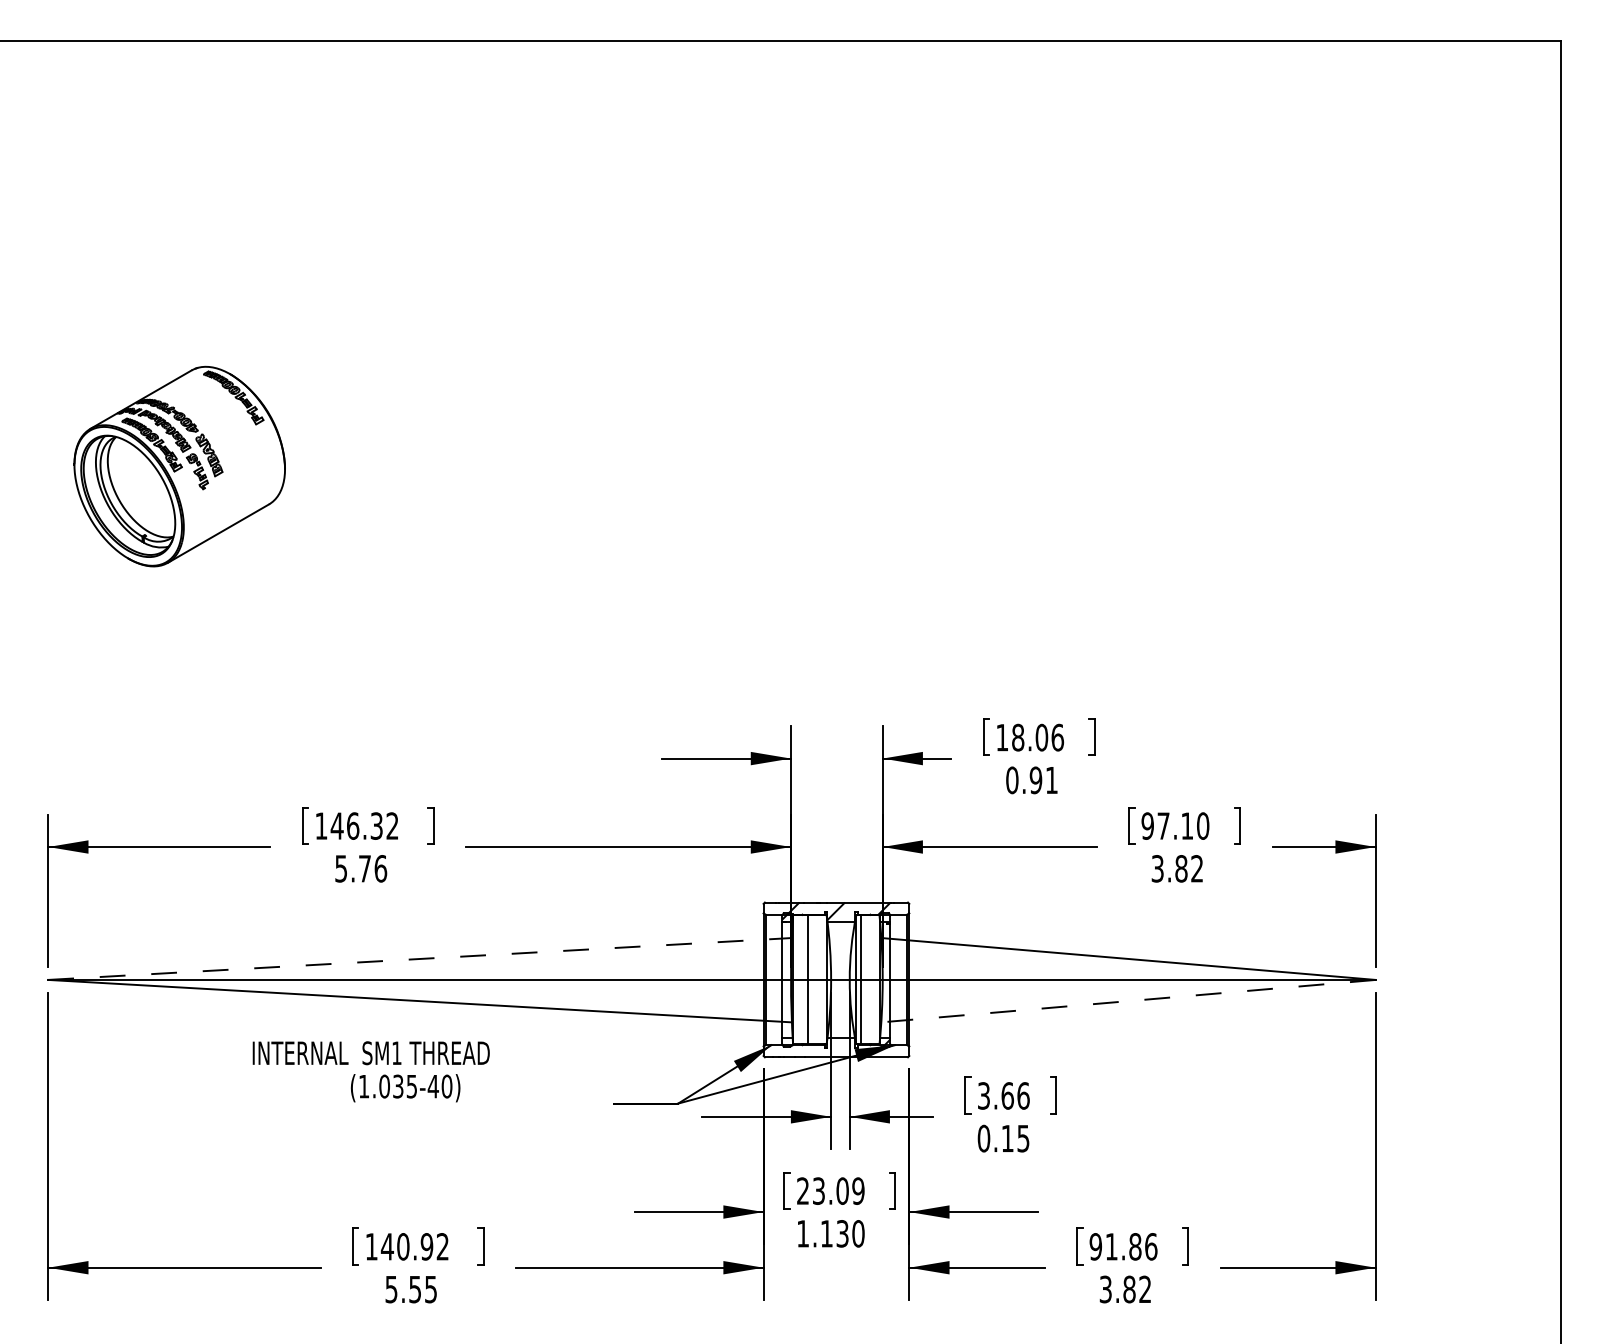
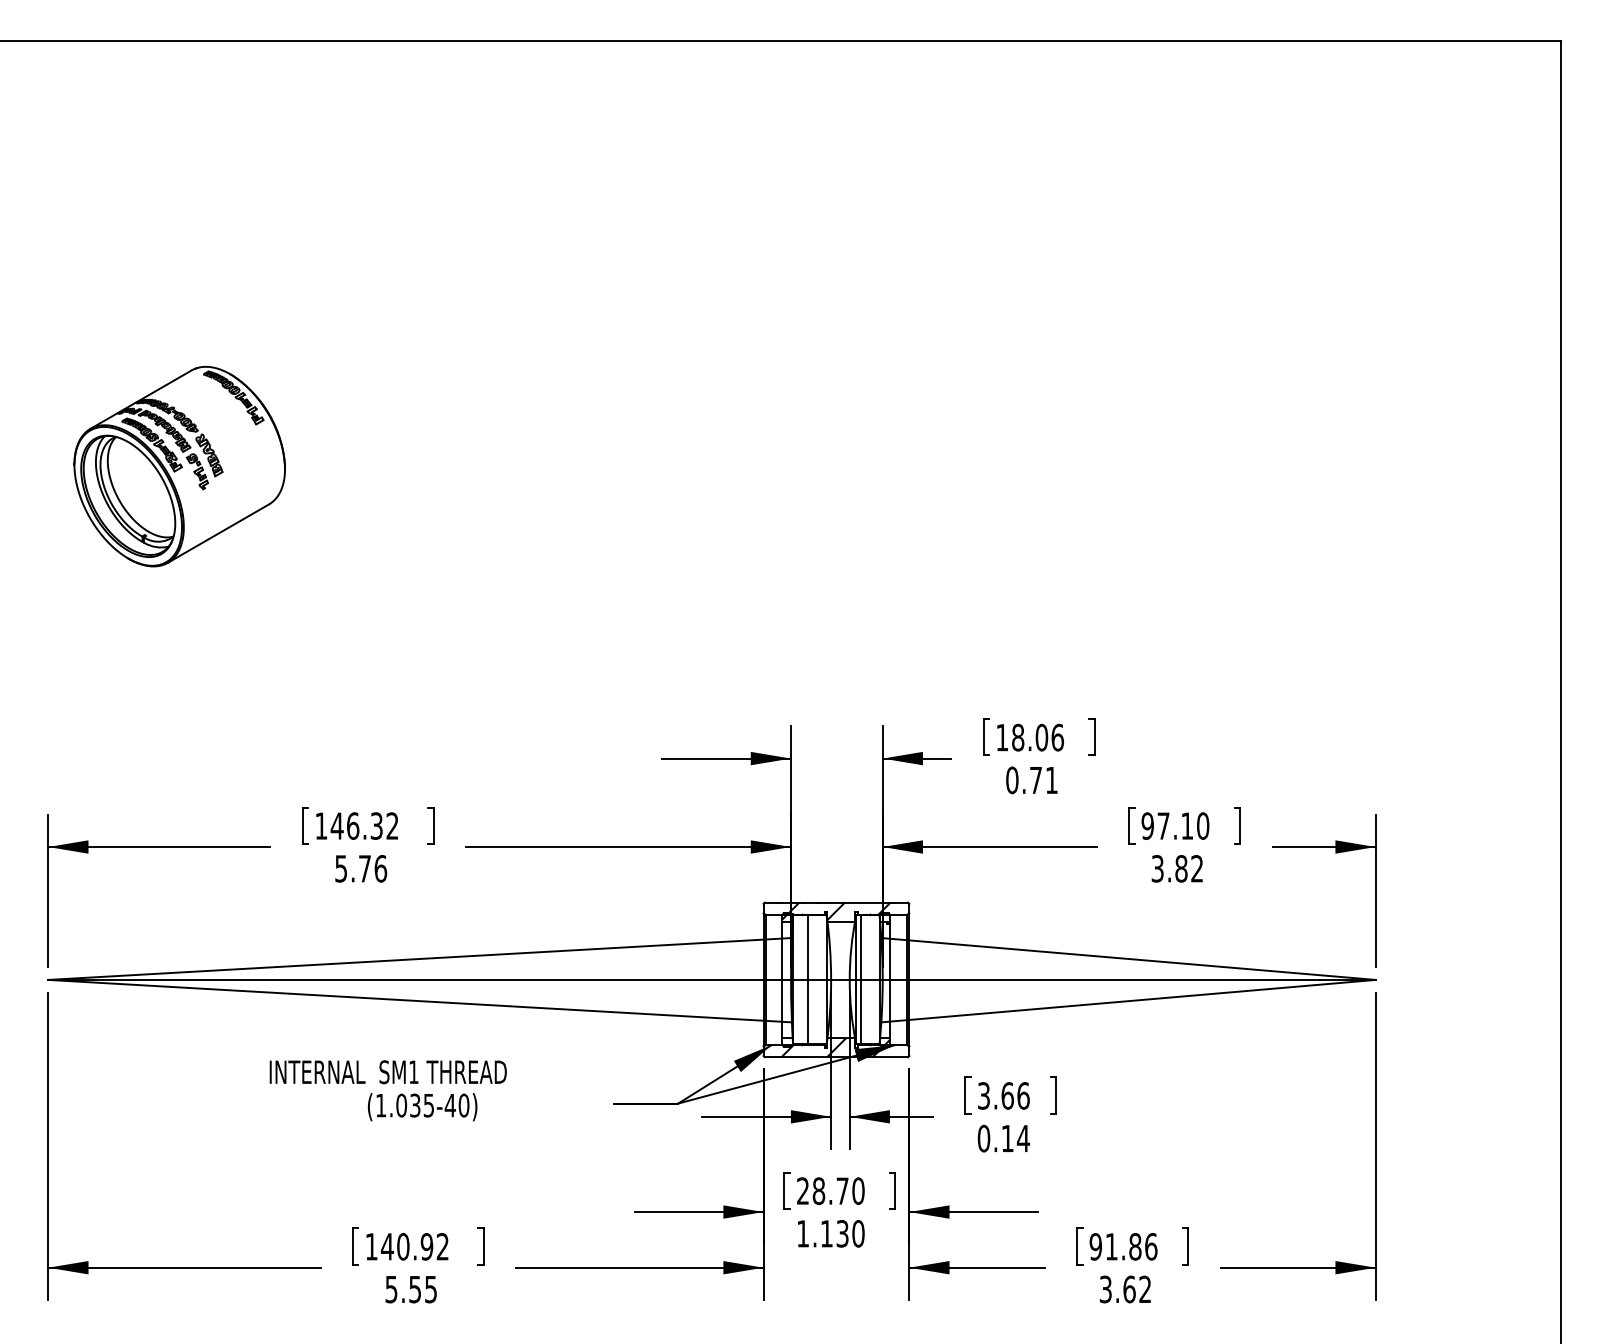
text: 0.91 -> 0.71 (1035, 780)
line: dashed -> solid (420, 958)
line: dashed -> solid (1127, 1001)
hatch: none -> present (832, 1047)
text position: (370, 1071) -> (387, 1090) (387, 1090)
text: 0.15 -> 0.14 (1022, 1138)
text: 23.09 -> 28.70 (838, 1190)
text: 3.82 -> 3.62 (1129, 1289)
